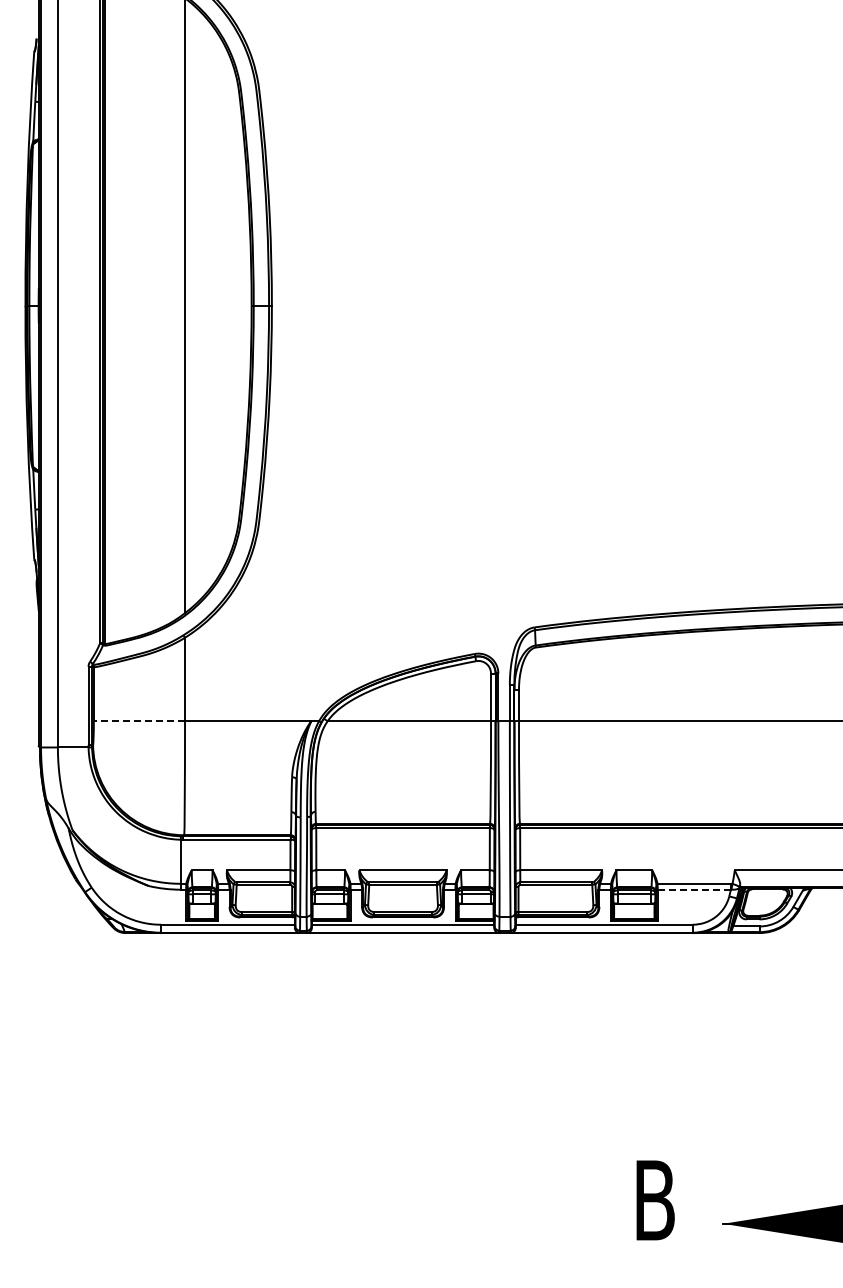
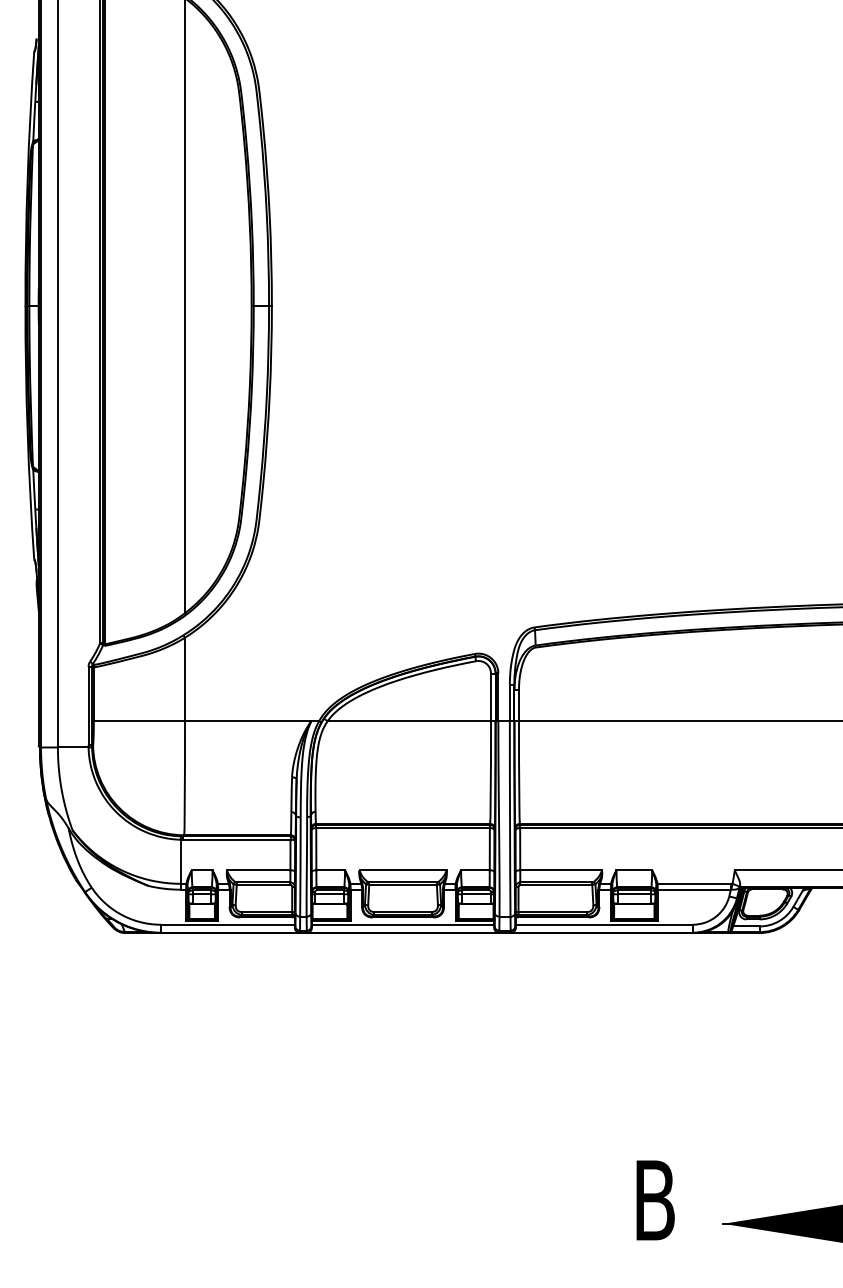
line: dashed -> solid (139, 721)
line: dashed -> solid (694, 889)
